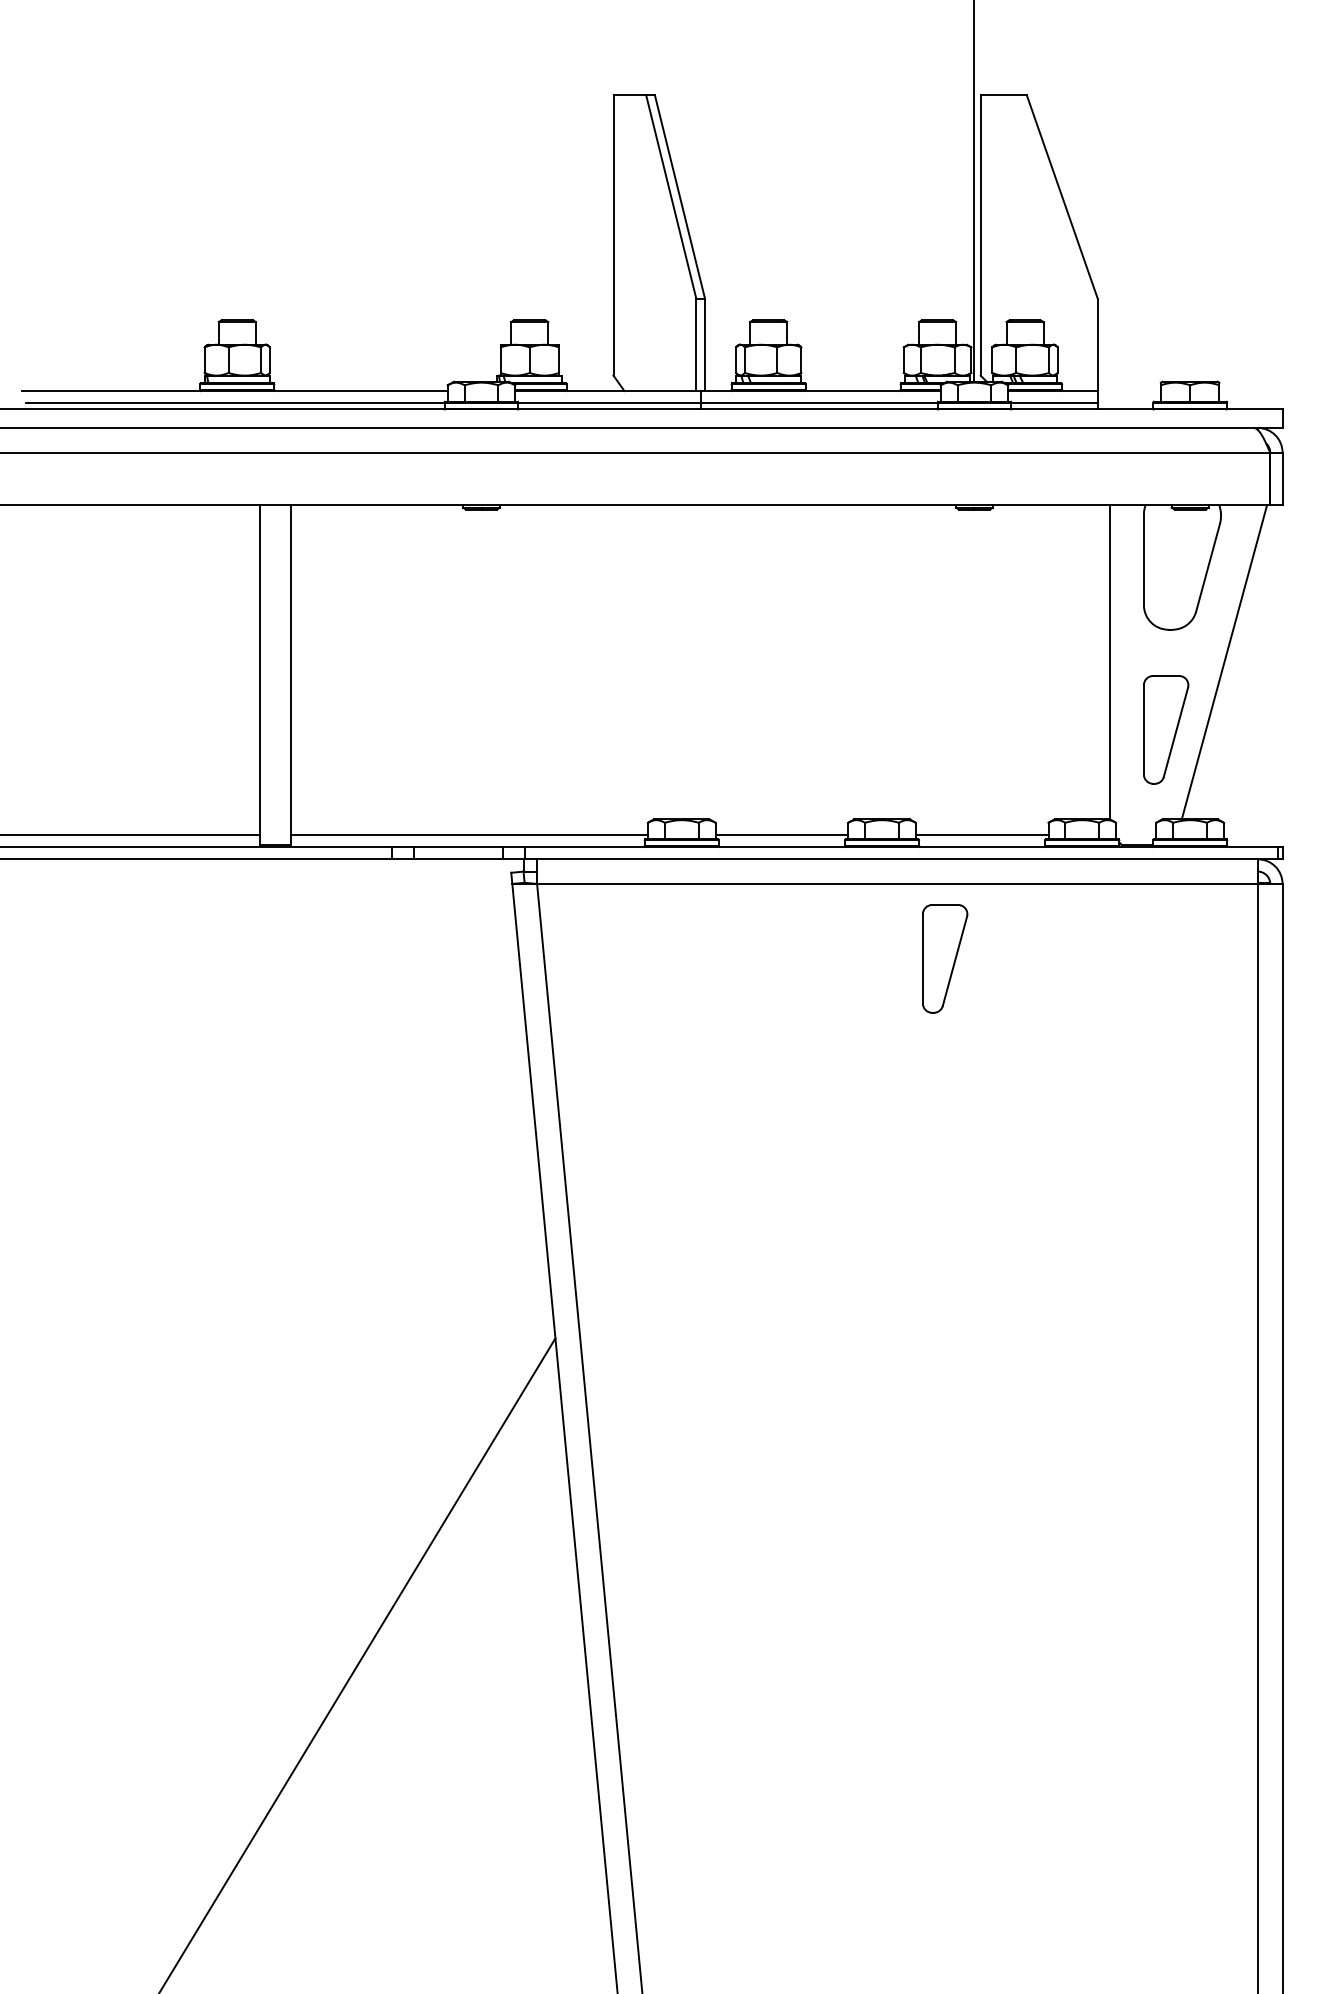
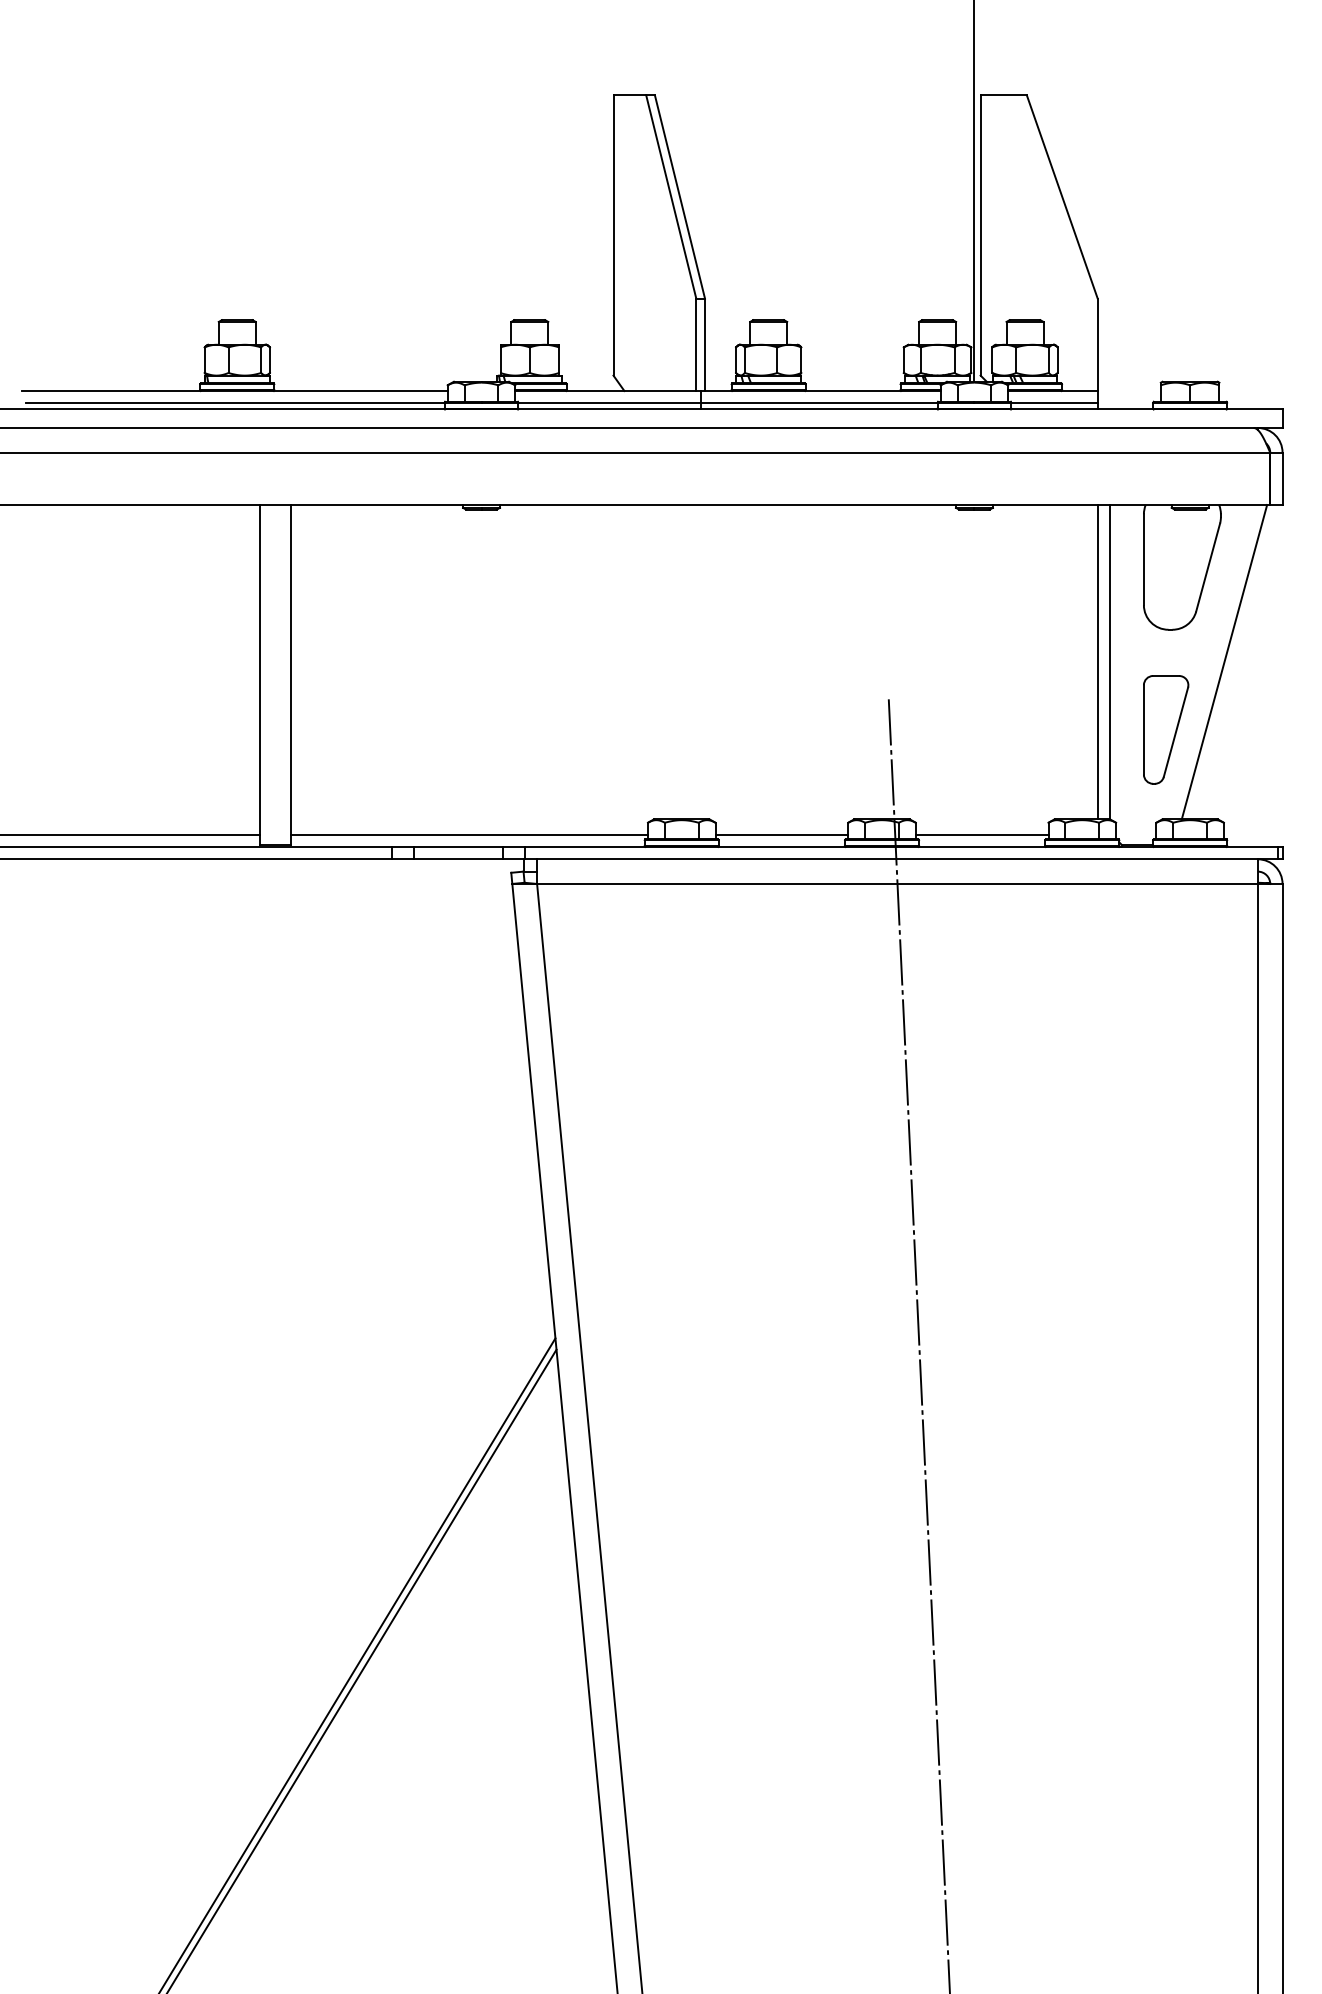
line: none -> present (1097, 662)
part: present -> none (945, 958)
line: none -> present (918, 1344)
line: none -> present (362, 1669)
